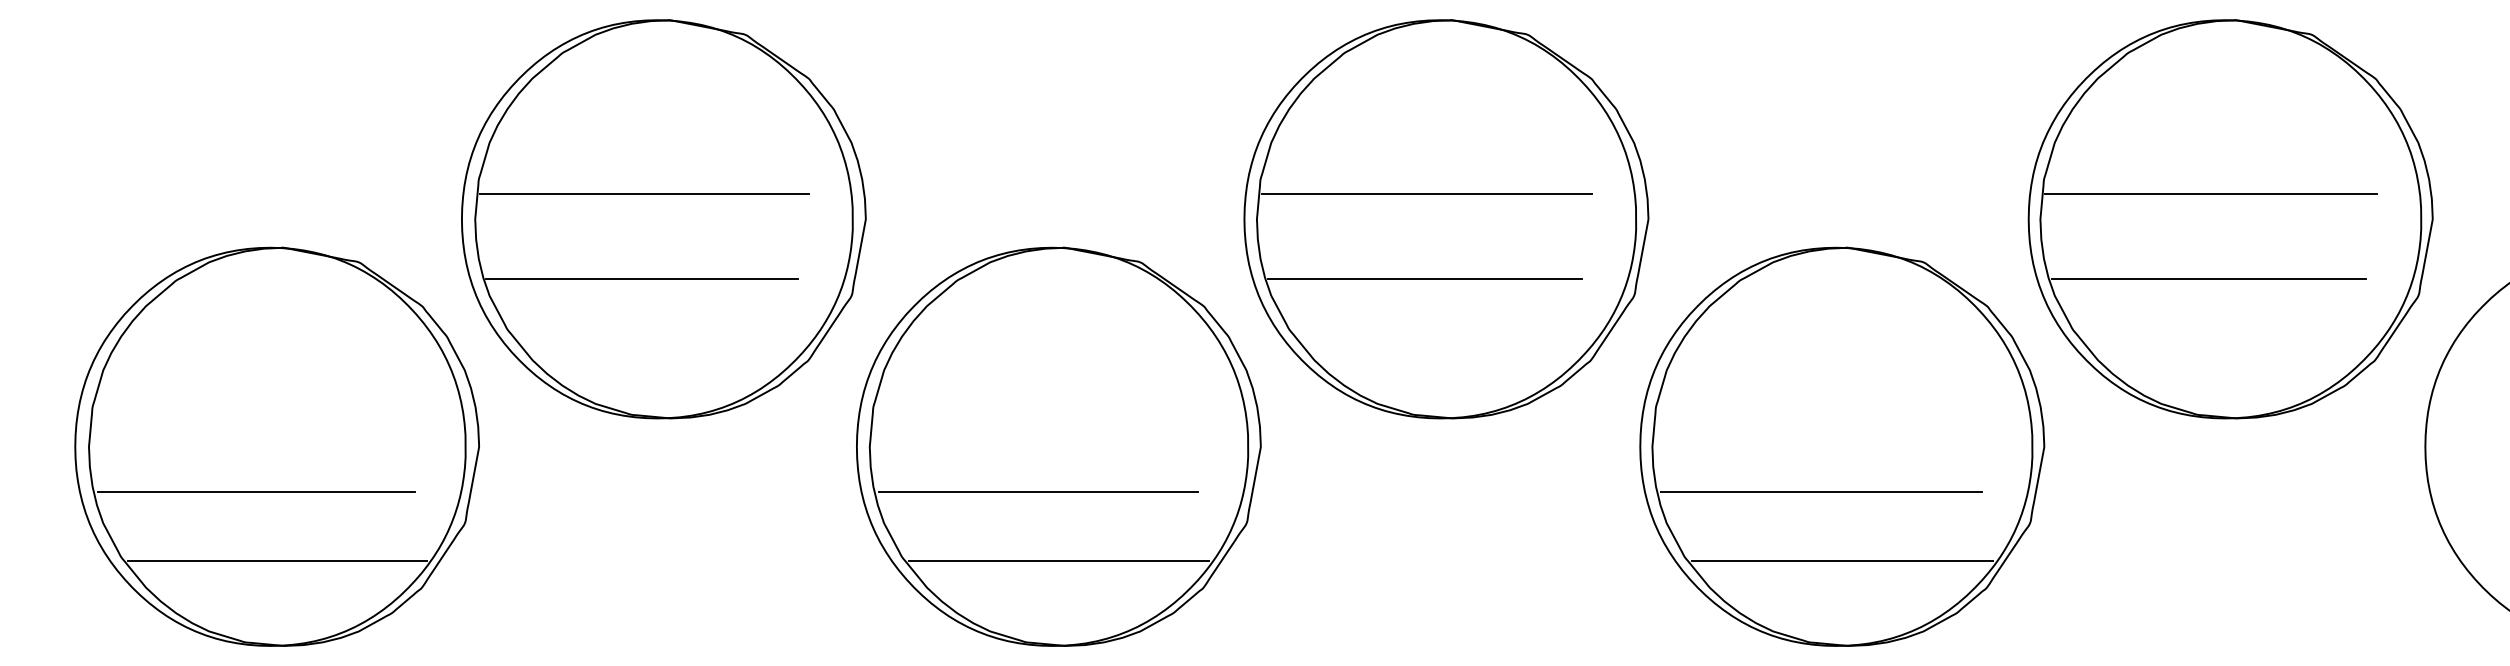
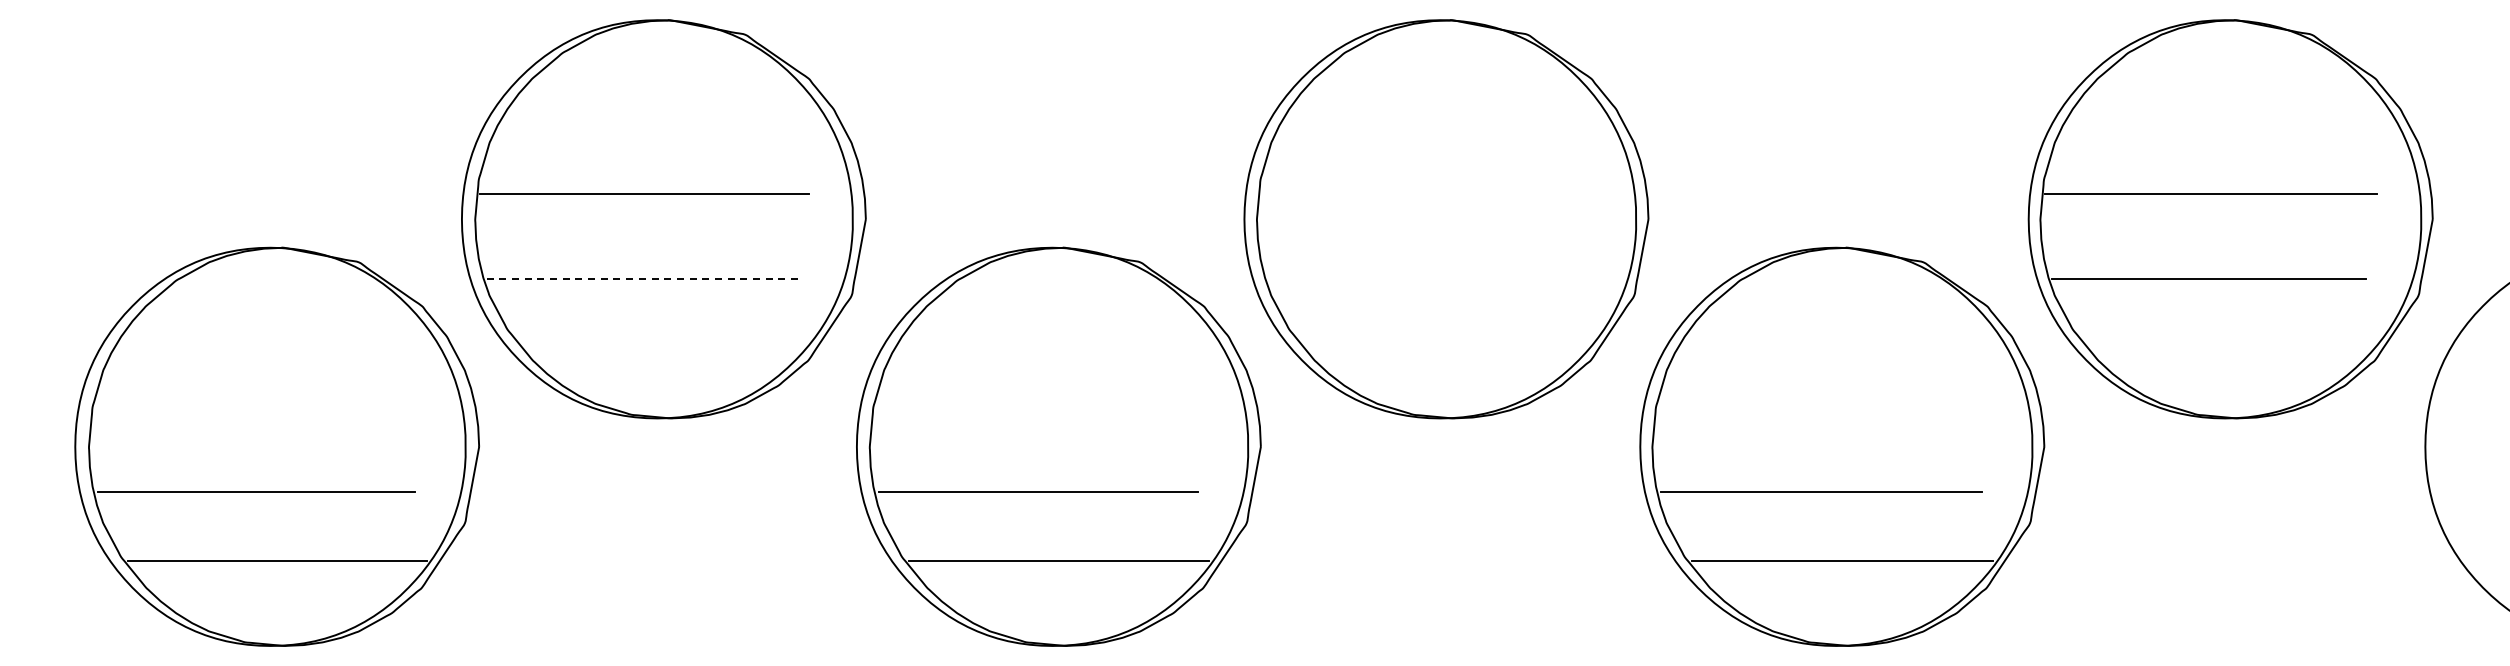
line: present -> none (1426, 193)
line: solid -> dashed (642, 279)
line: present -> none (1424, 279)
